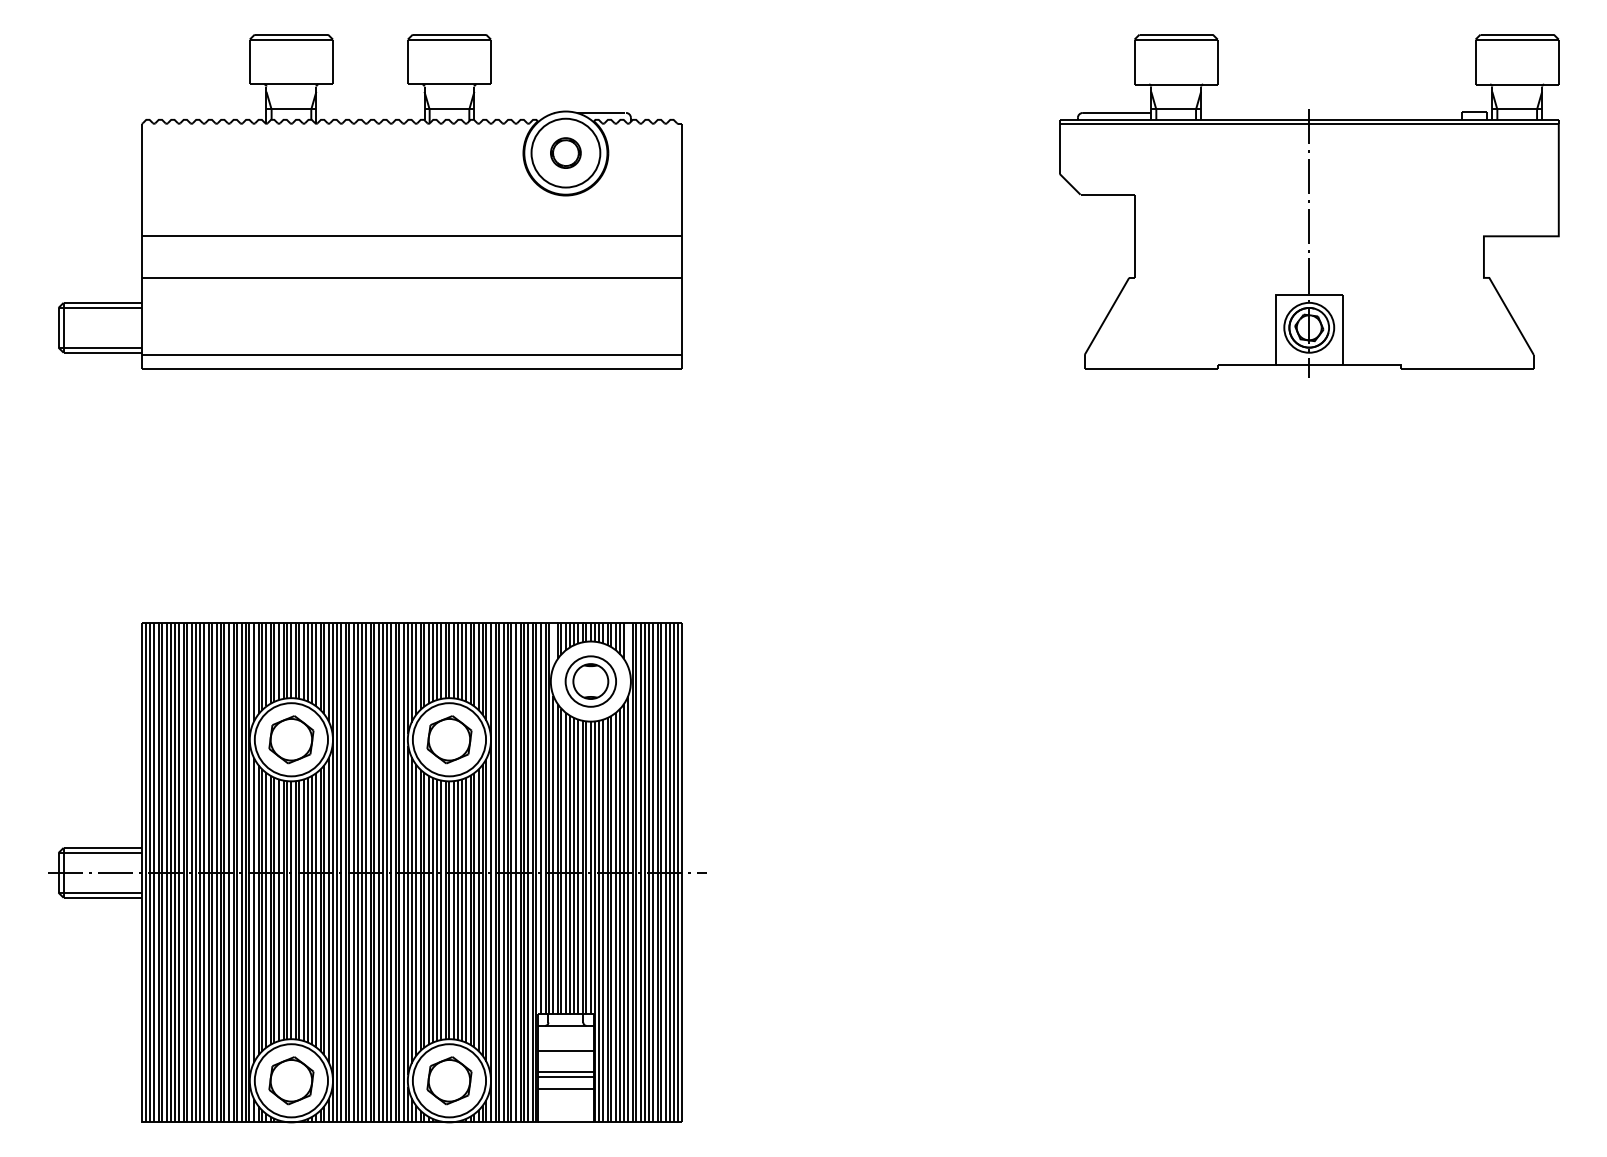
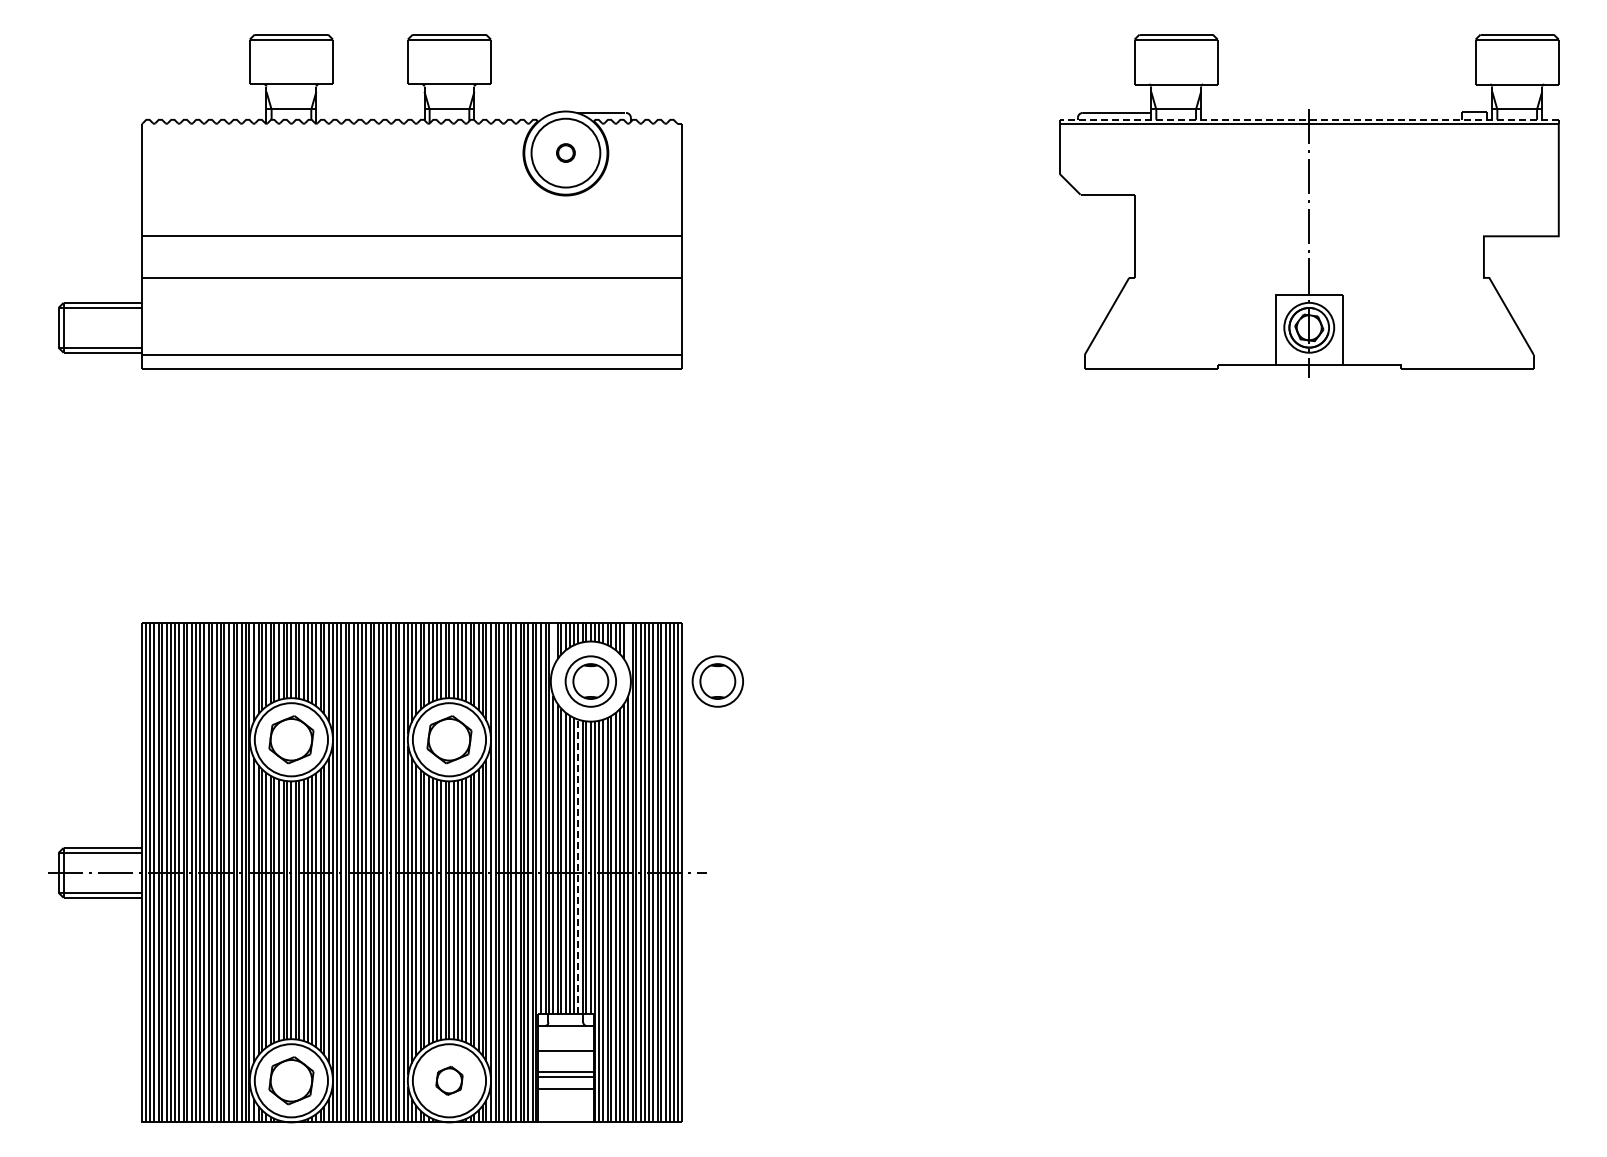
line: solid -> dashed (1309, 119)
part size: 32x32 px -> 20x20 px (565, 152)
part: none -> present (717, 681)
line: solid -> dashed (578, 866)
part size: 47x50 px -> 29x30 px (449, 1080)
